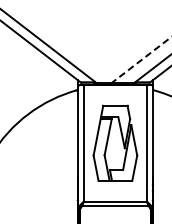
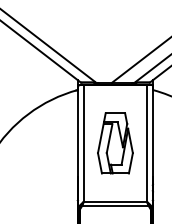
line: dashed -> solid (141, 59)
part size: 47x78 px -> 37x63 px (115, 143)
